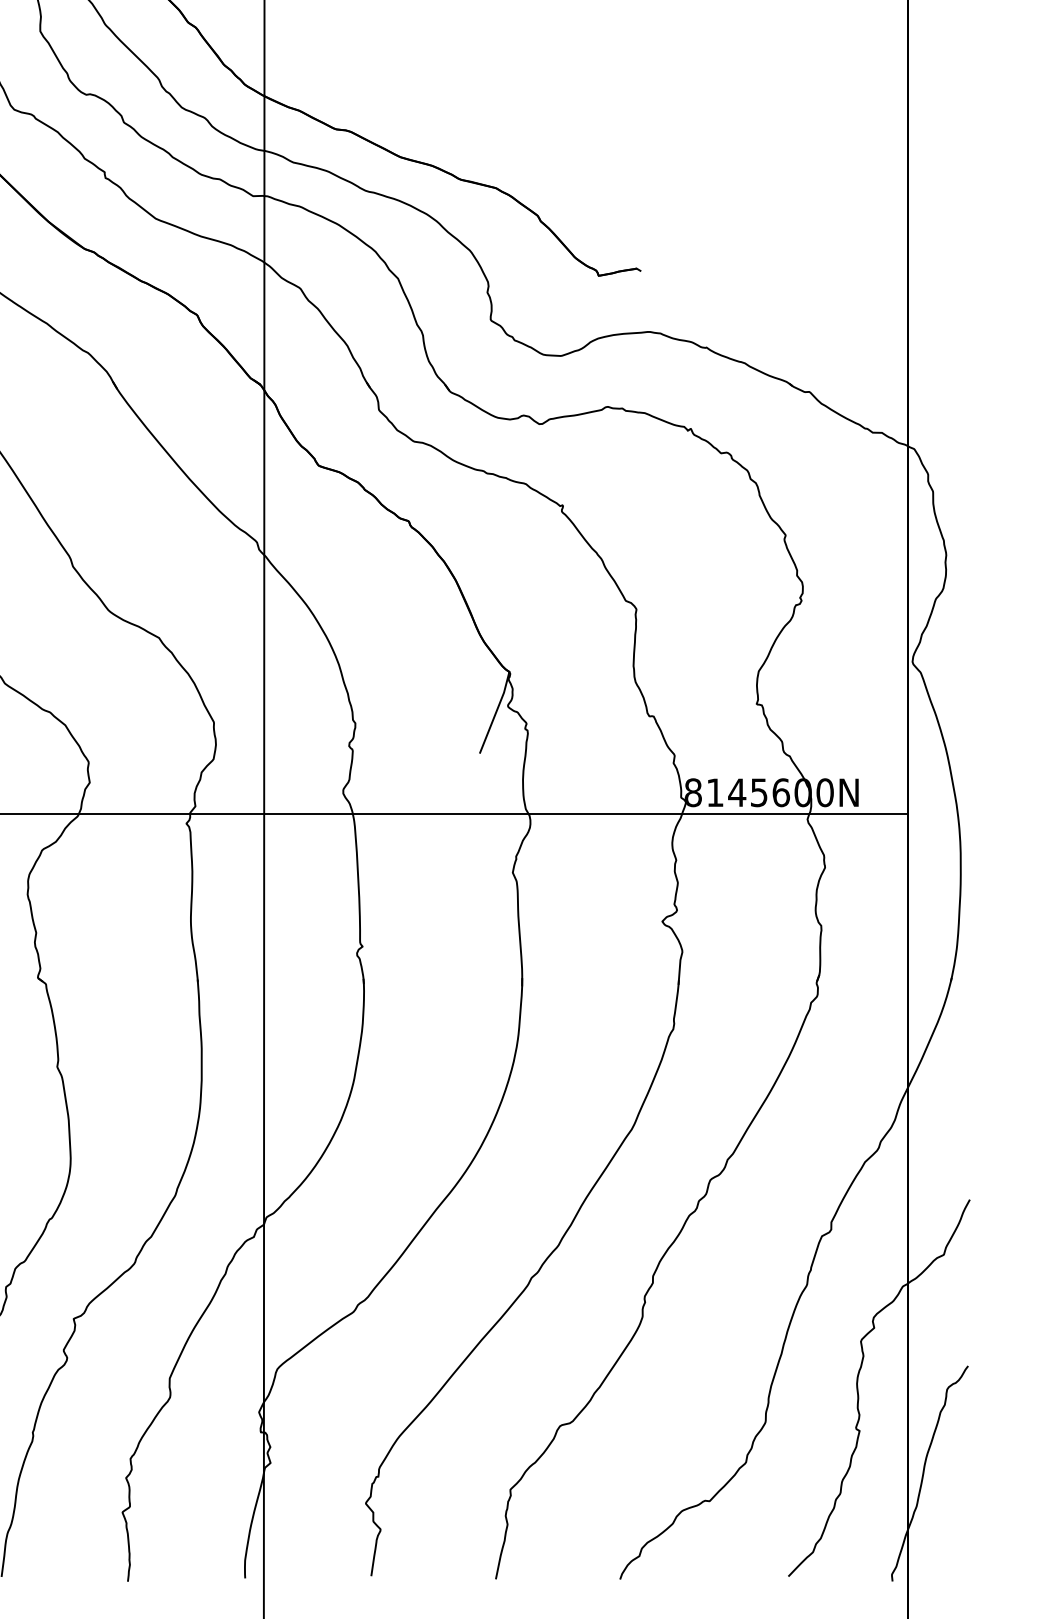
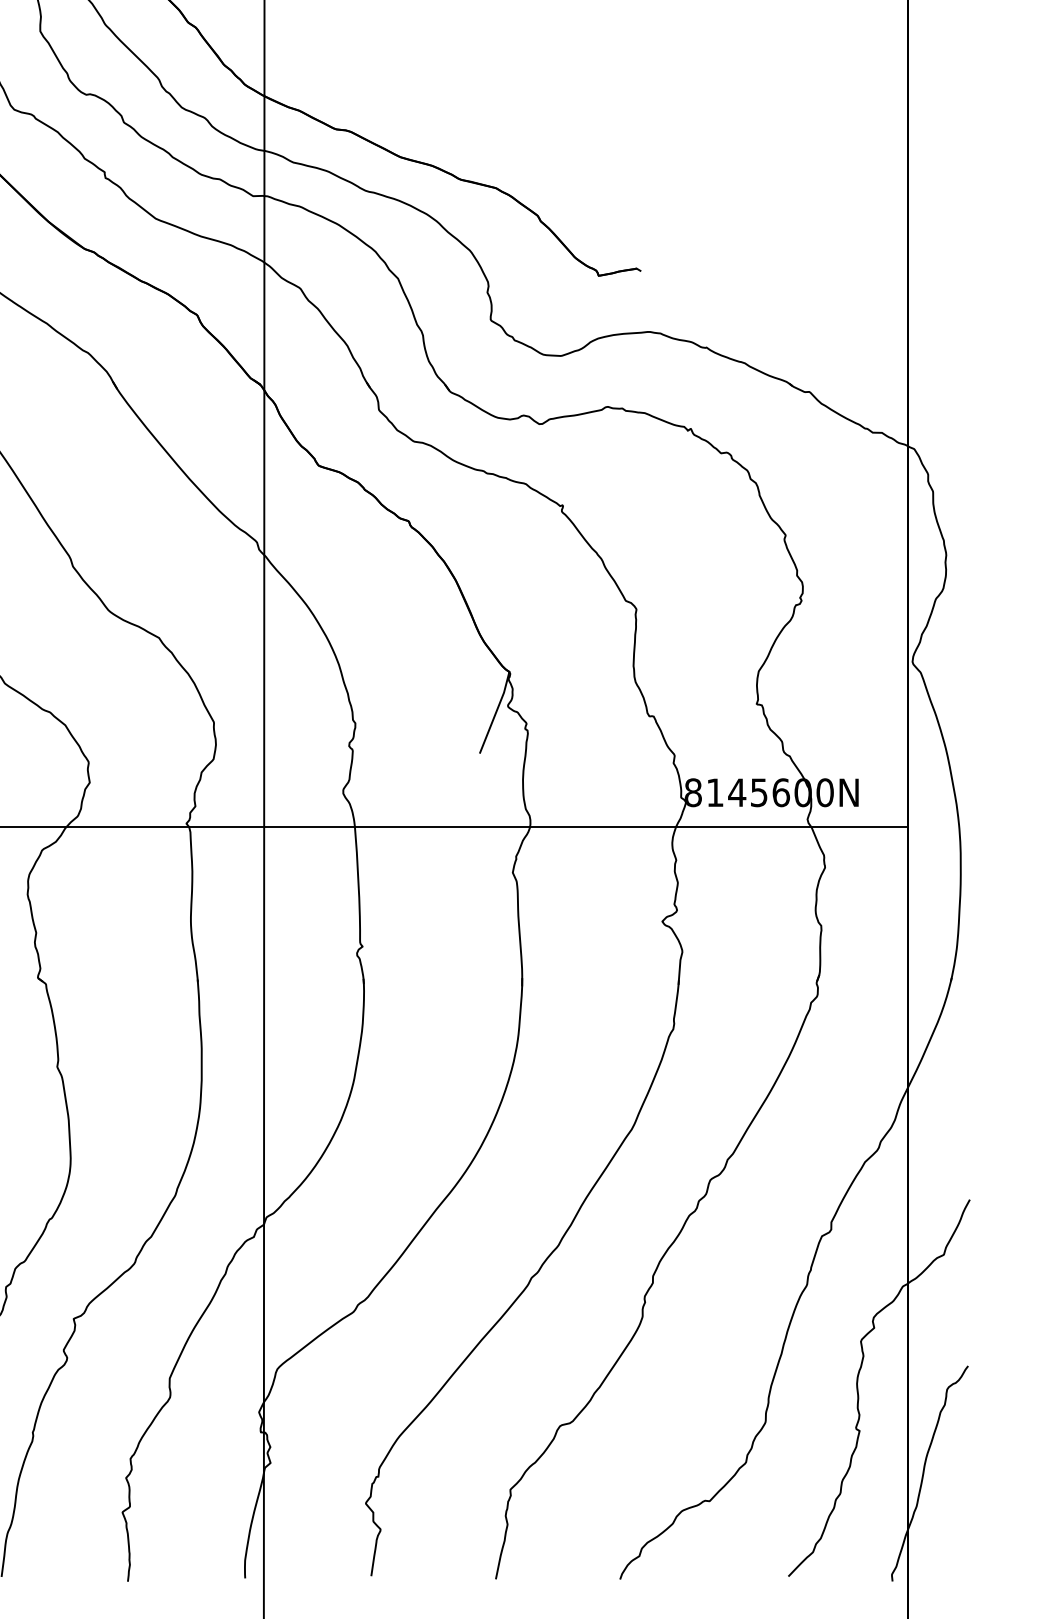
line position: (454, 813) -> (454, 826) (454, 826)
